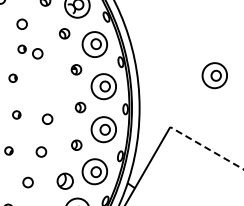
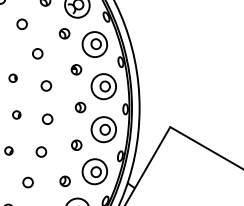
part: present -> none (21, 48)
part: present -> none (214, 75)
circle: none -> present (46, 85)
line: dashed -> solid (206, 148)
part size: 18x18 px -> 12x13 px (64, 181)
